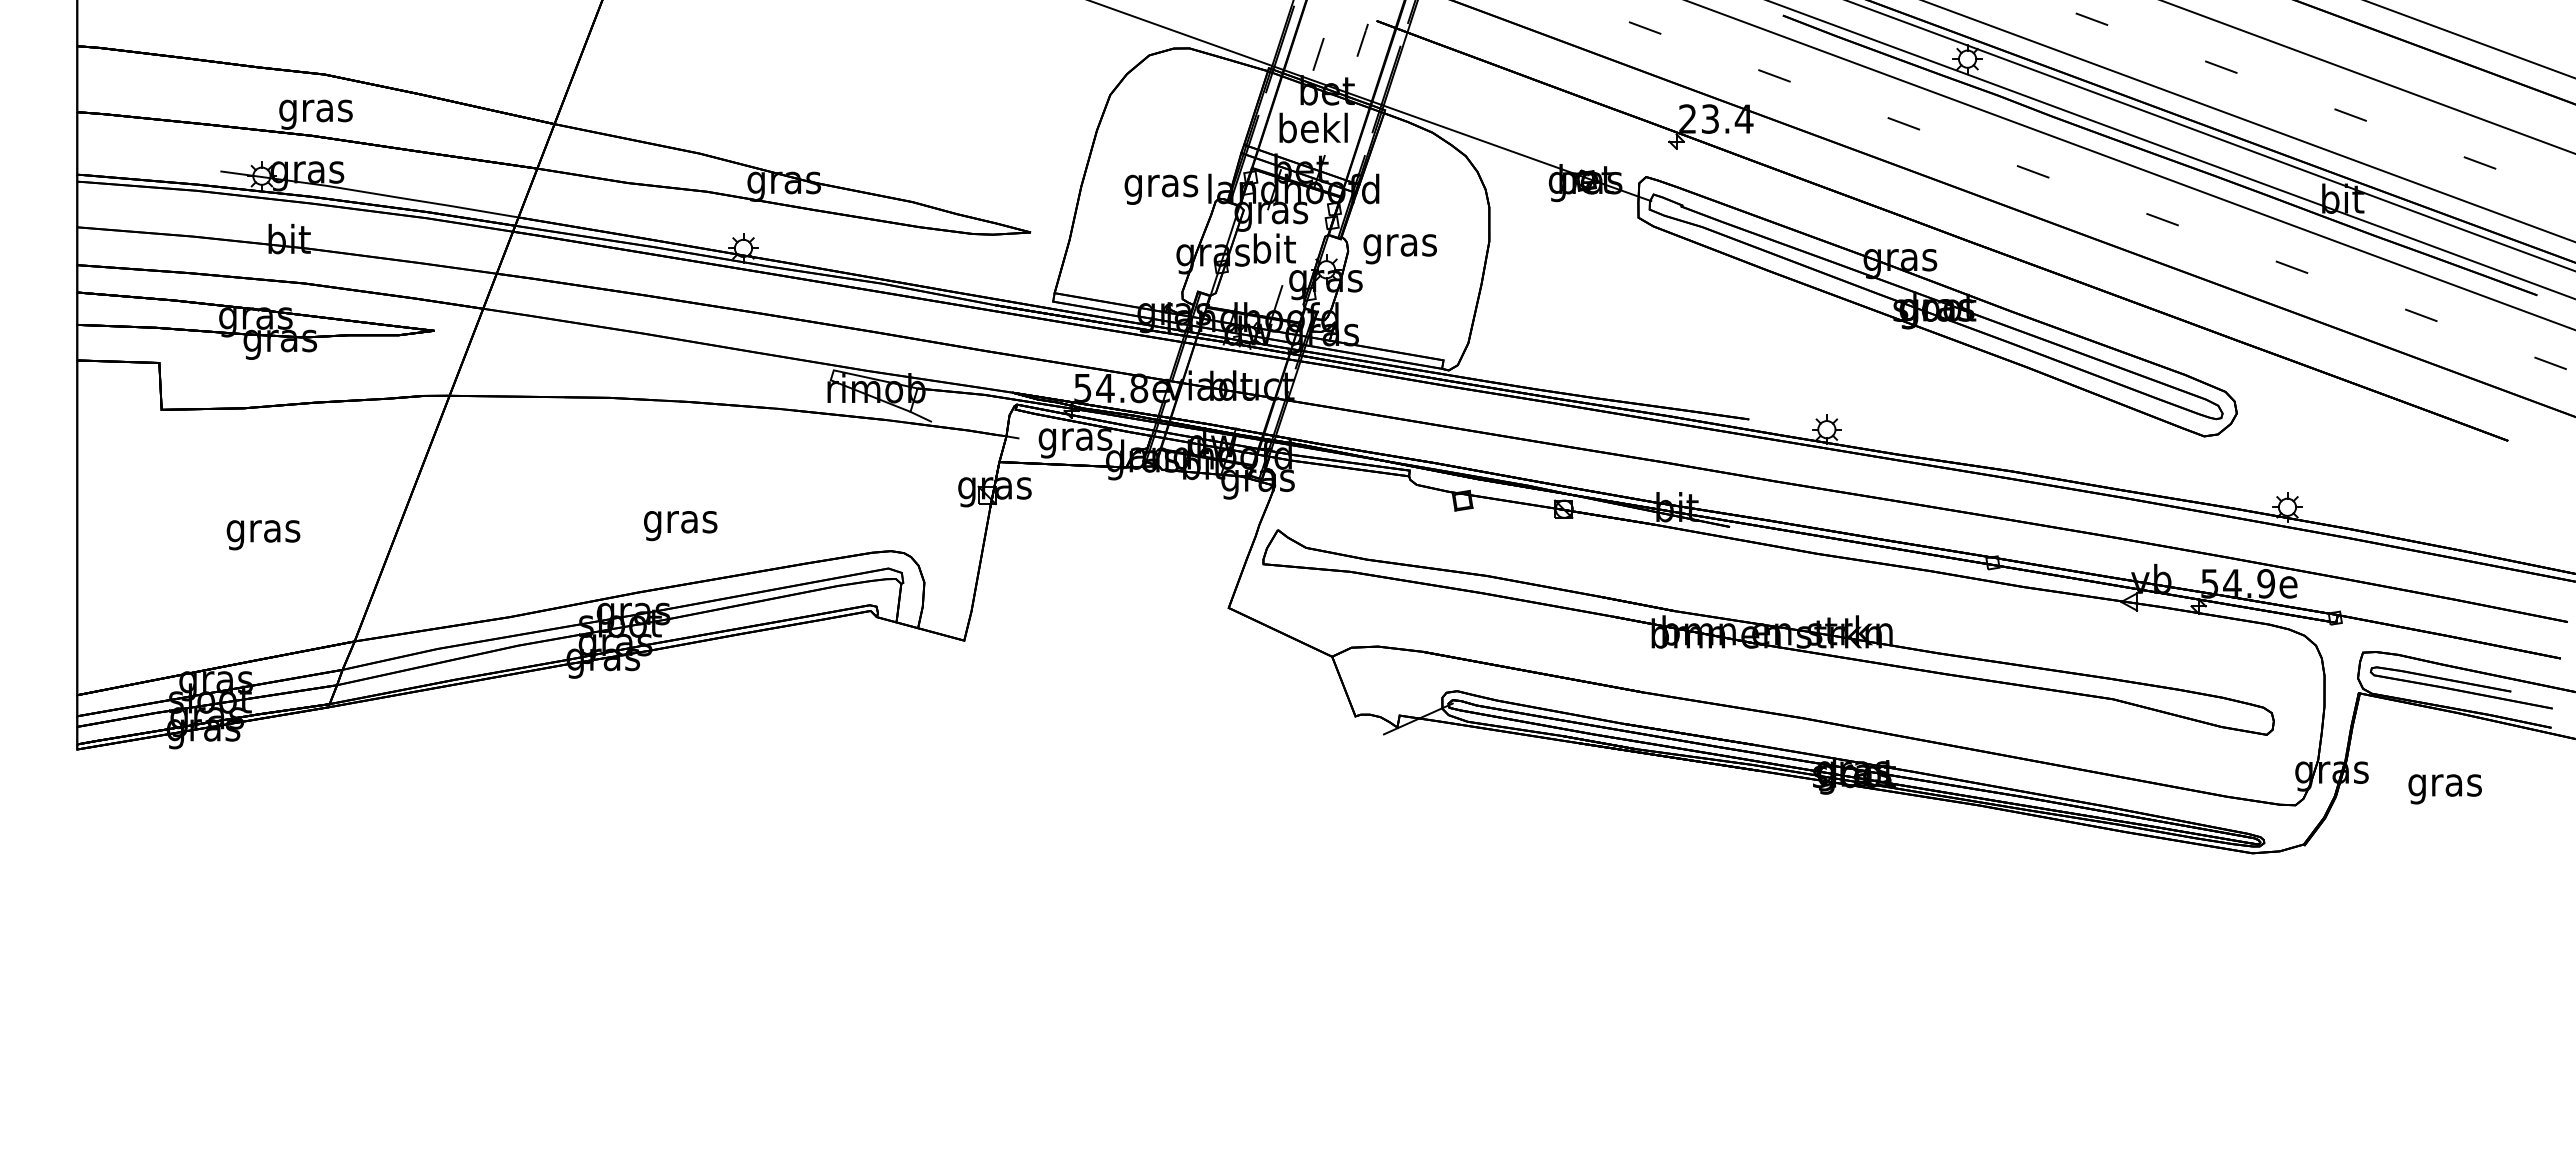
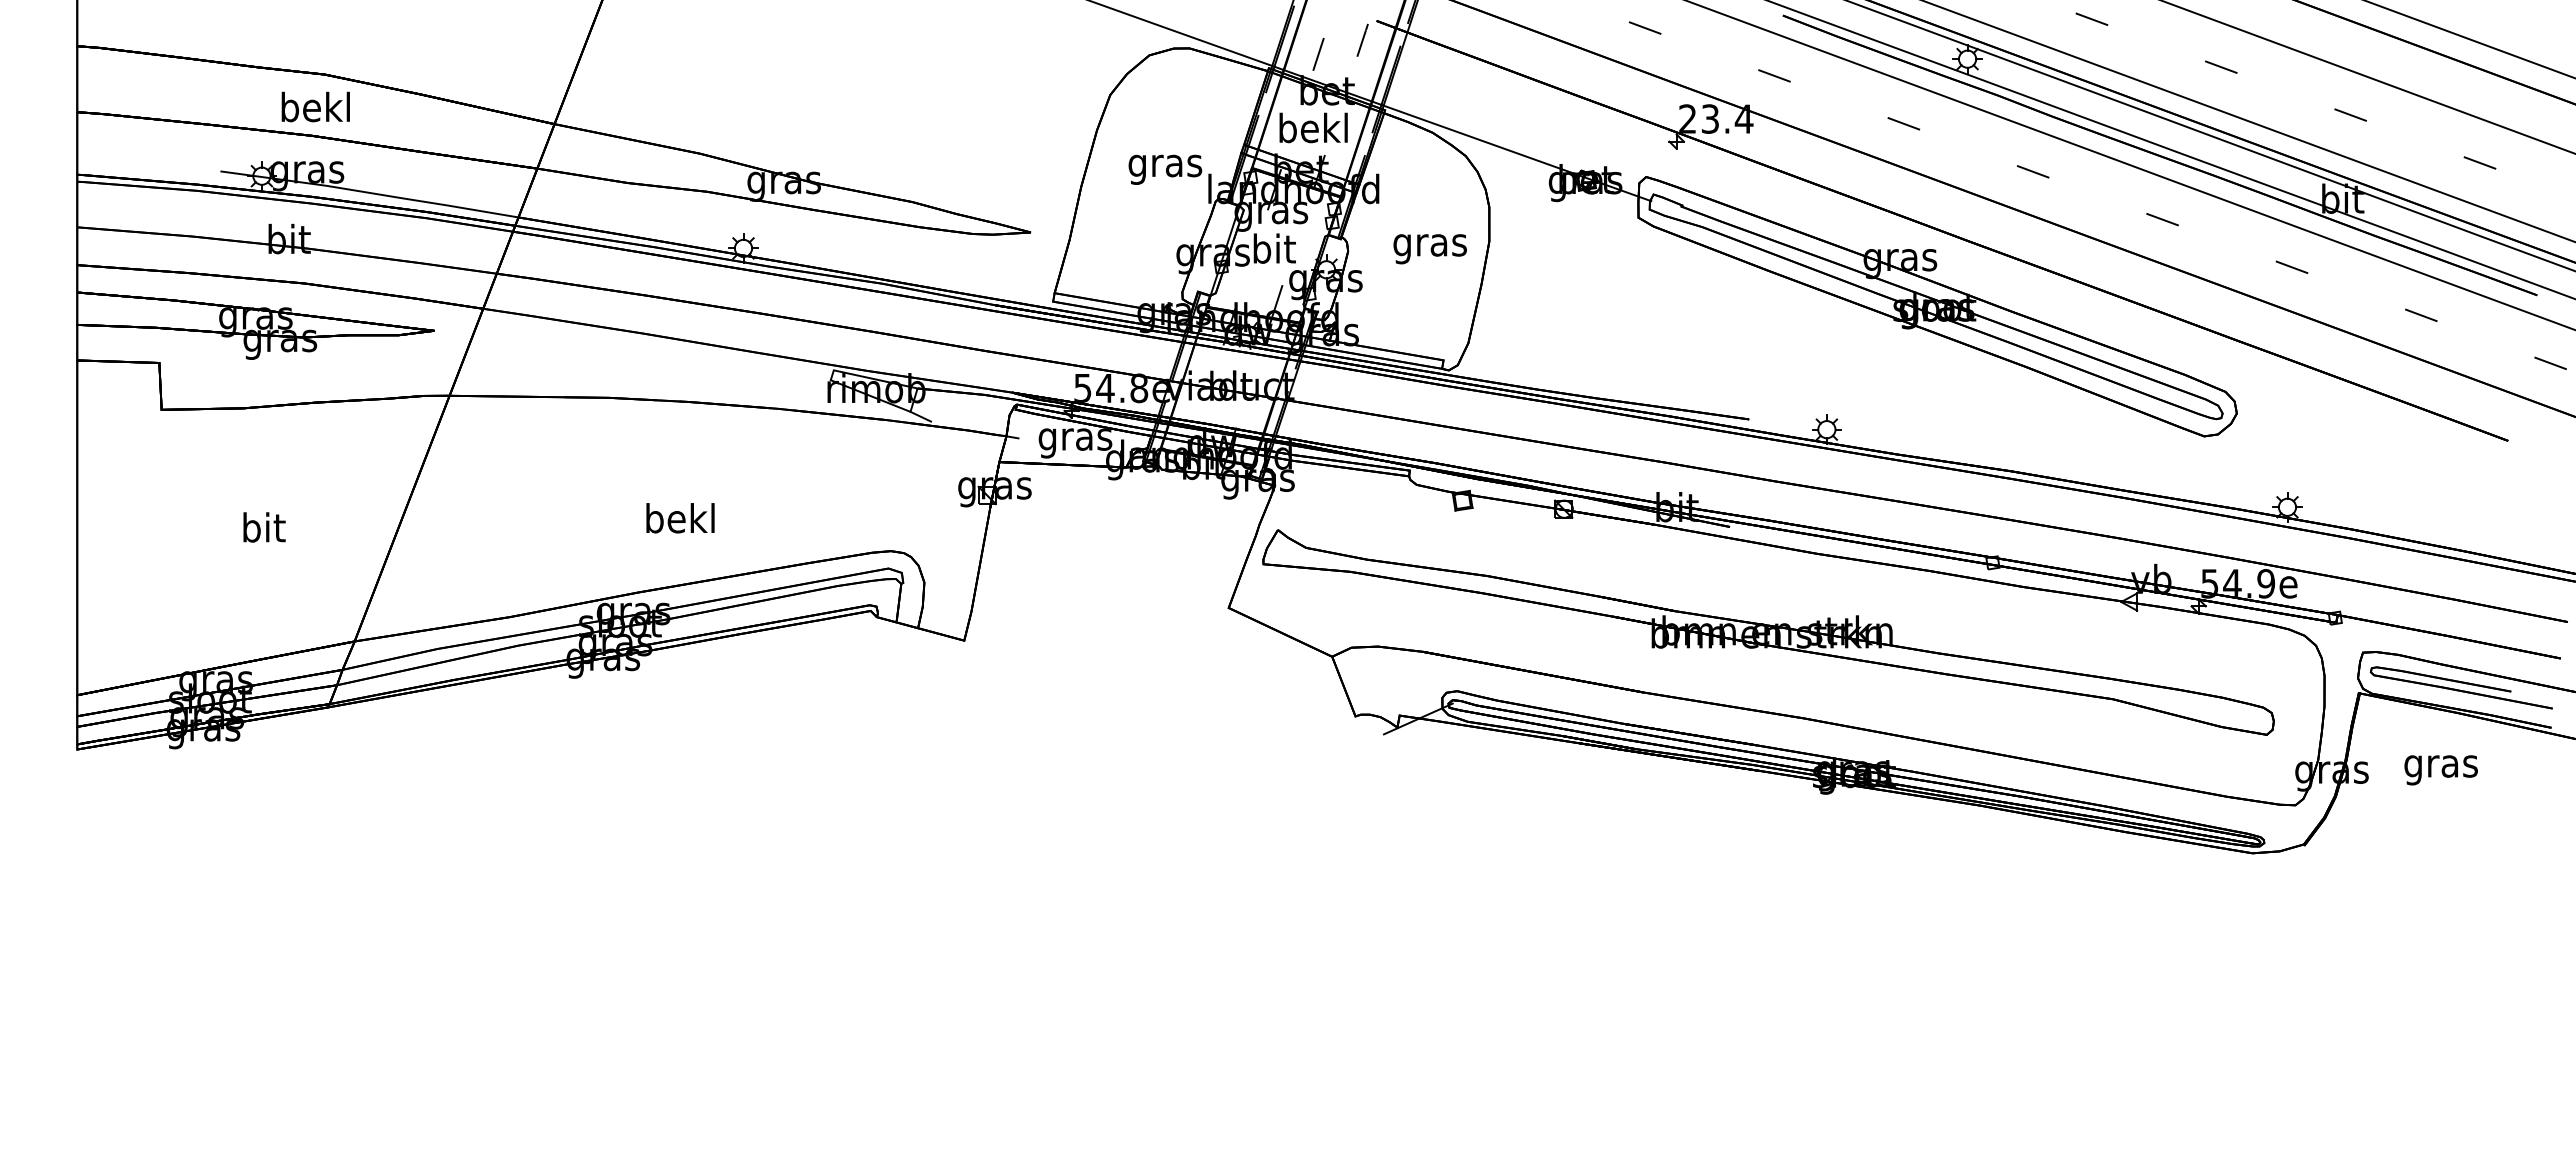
text: gras -> bekl (315, 110)
text position: (1161, 189) -> (1165, 169) (1165, 169)
text position: (1399, 249) -> (1429, 249) (1429, 249)
text: gras -> bekl (680, 522)
text: gras -> bit (263, 531)
text position: (2444, 789) -> (2440, 770) (2440, 770)
